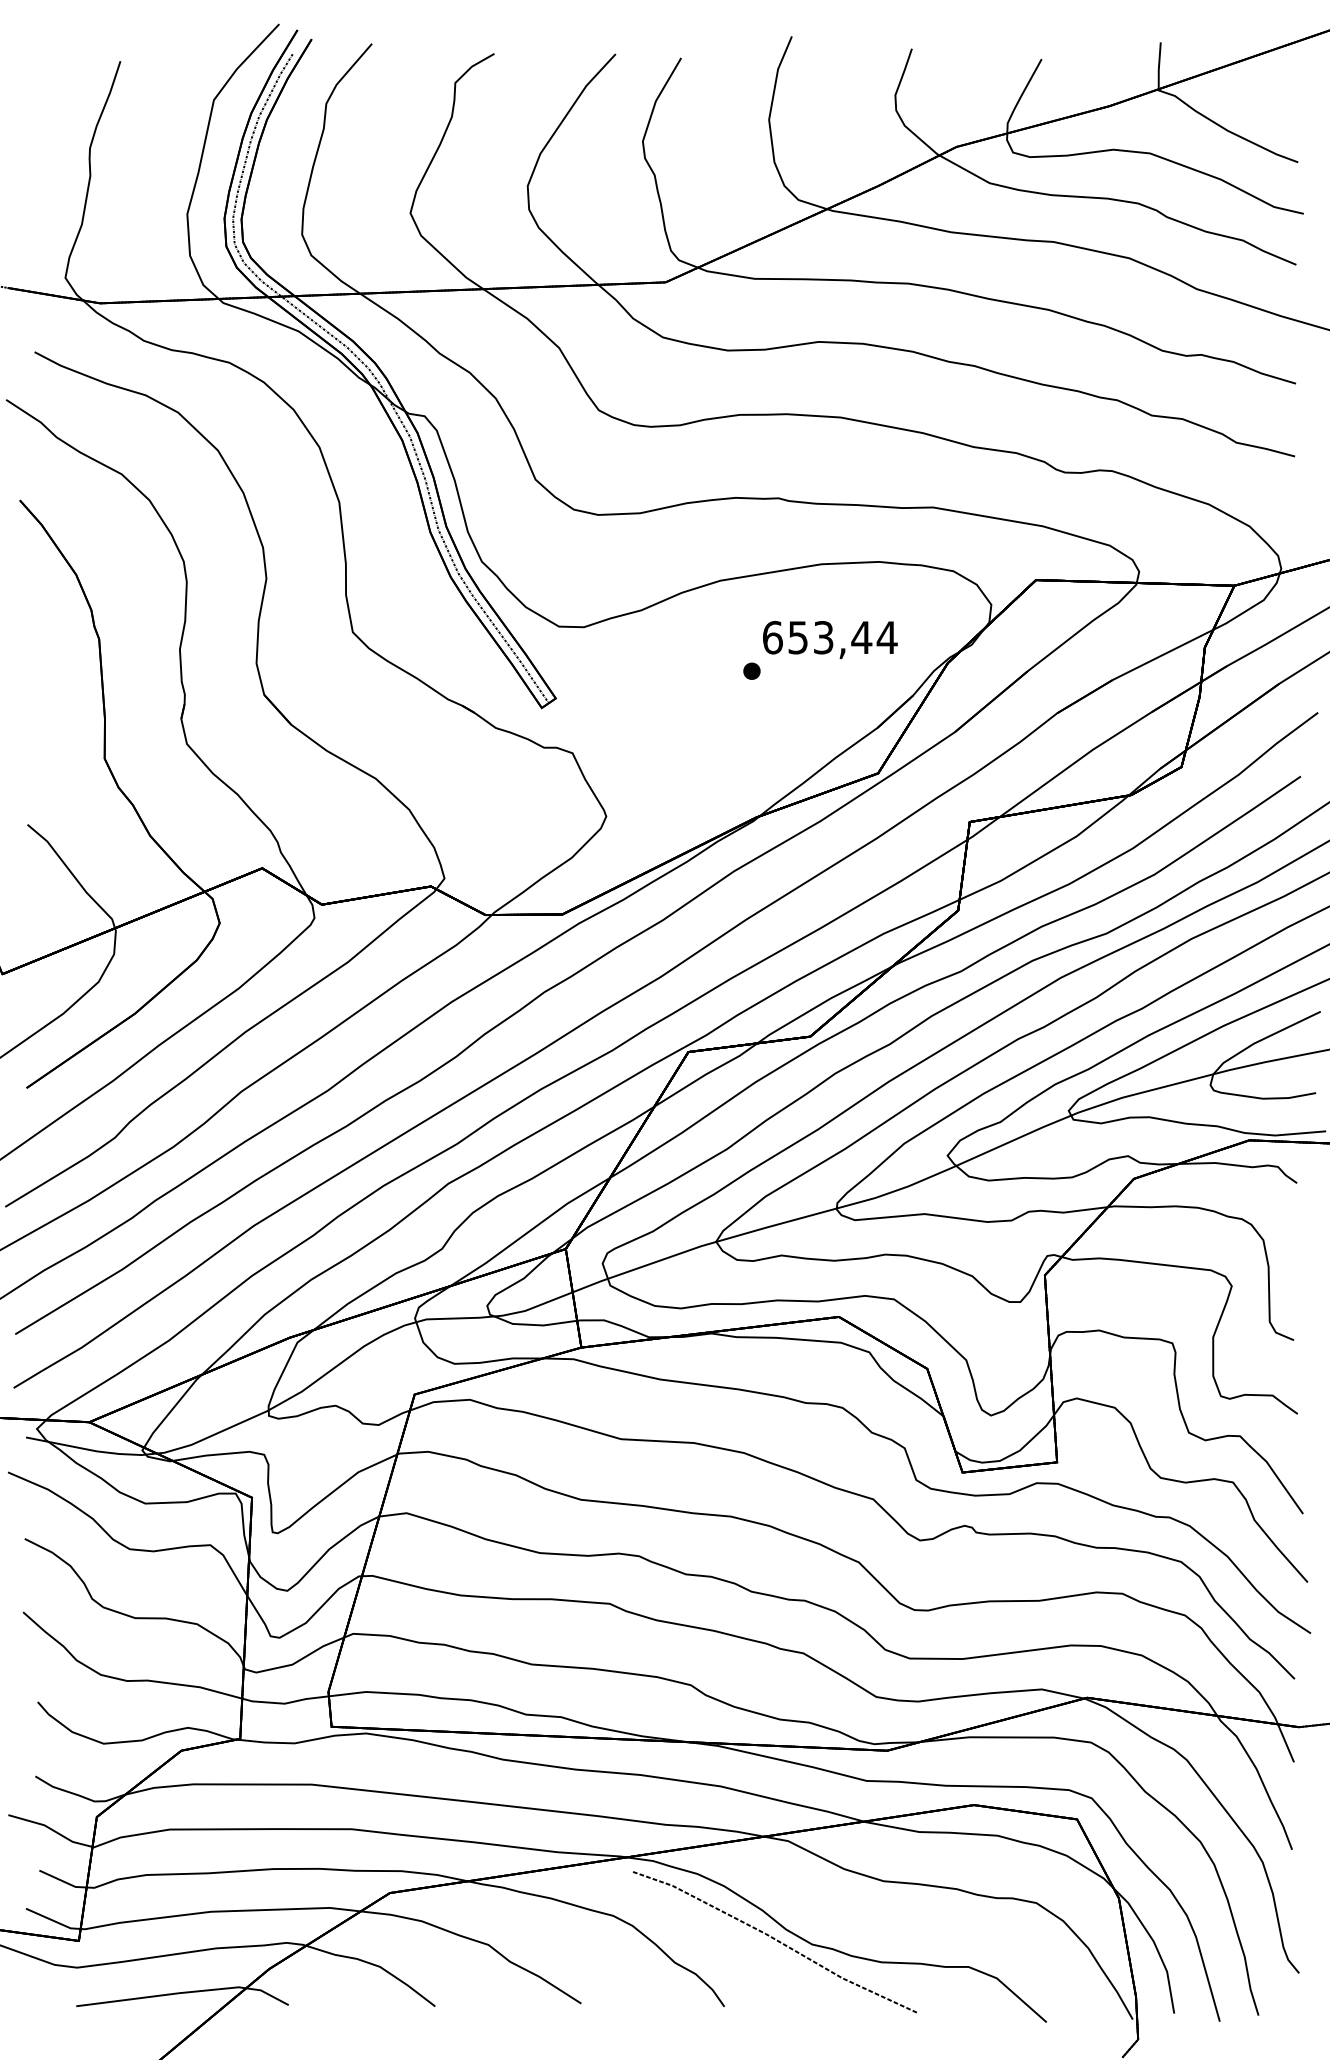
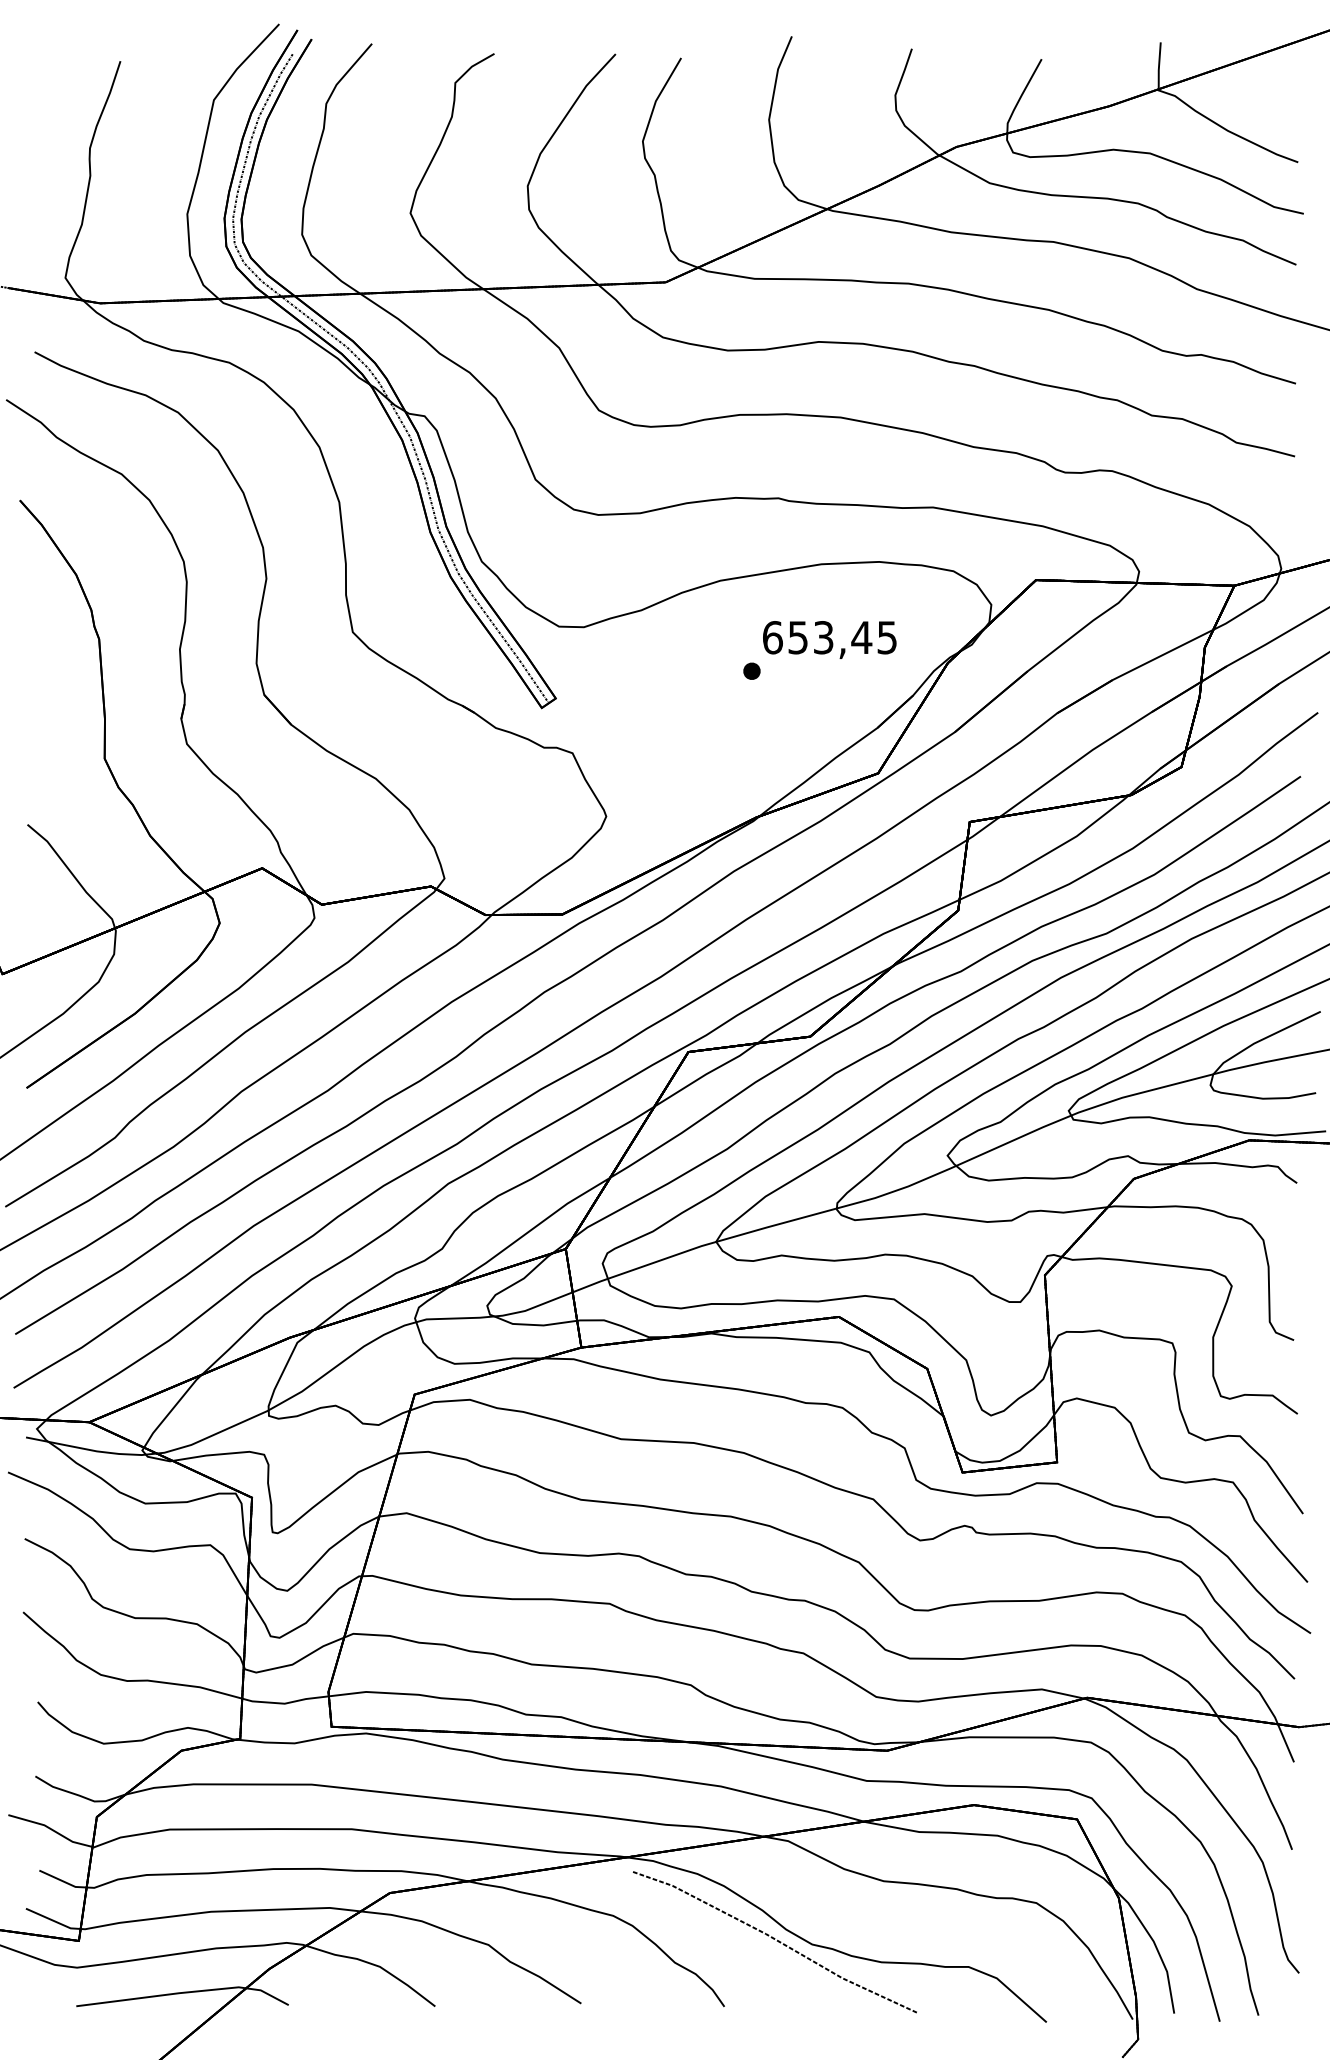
text: 653,44 -> 653,45 (886, 637)
